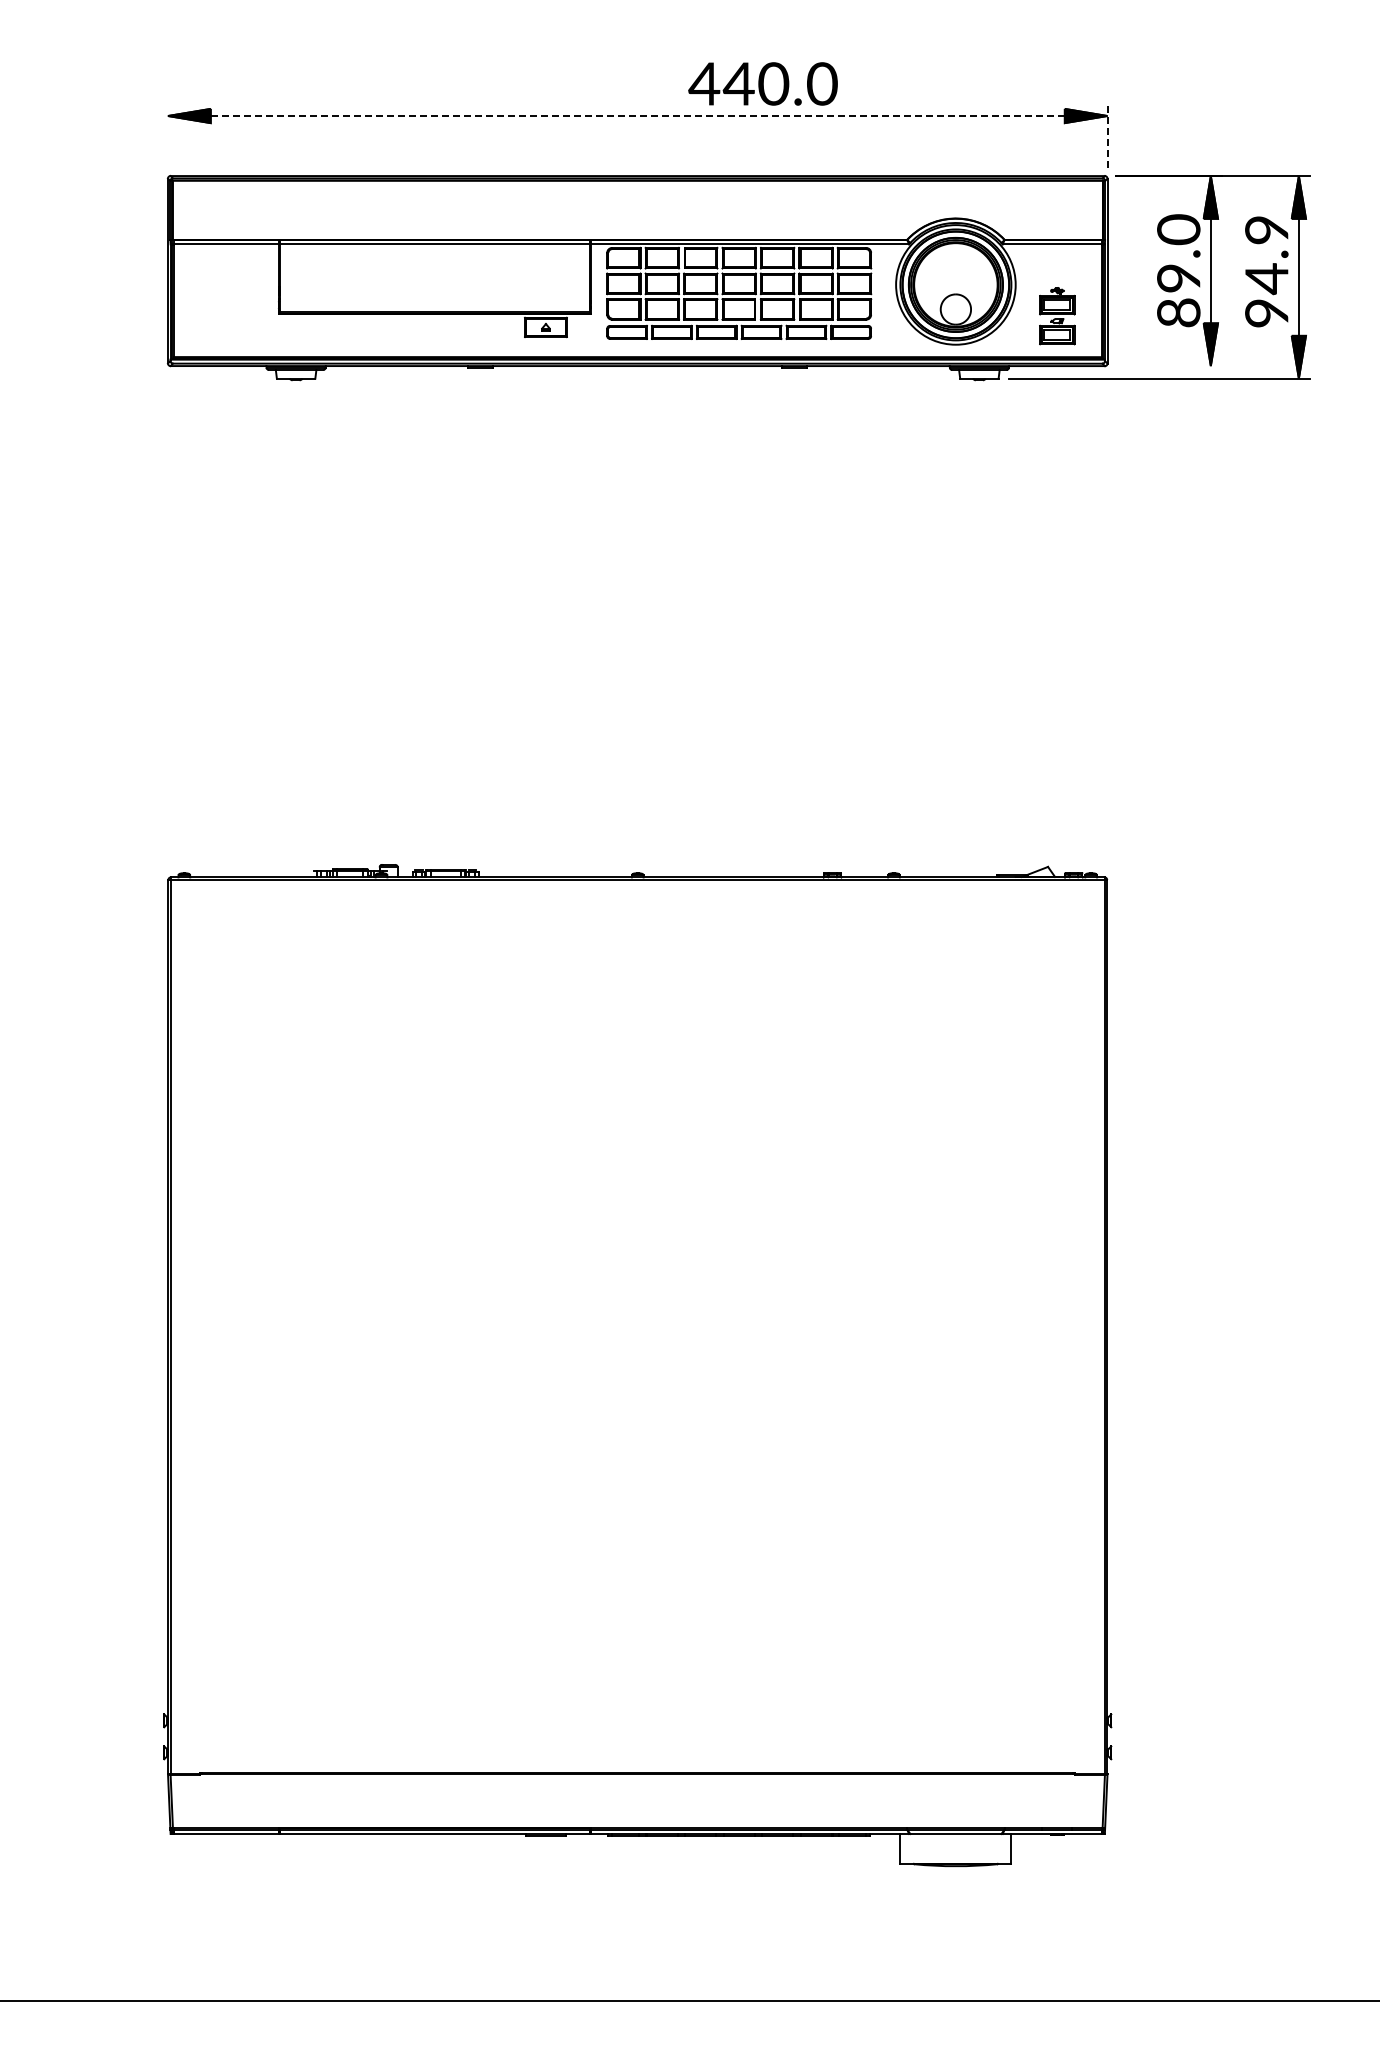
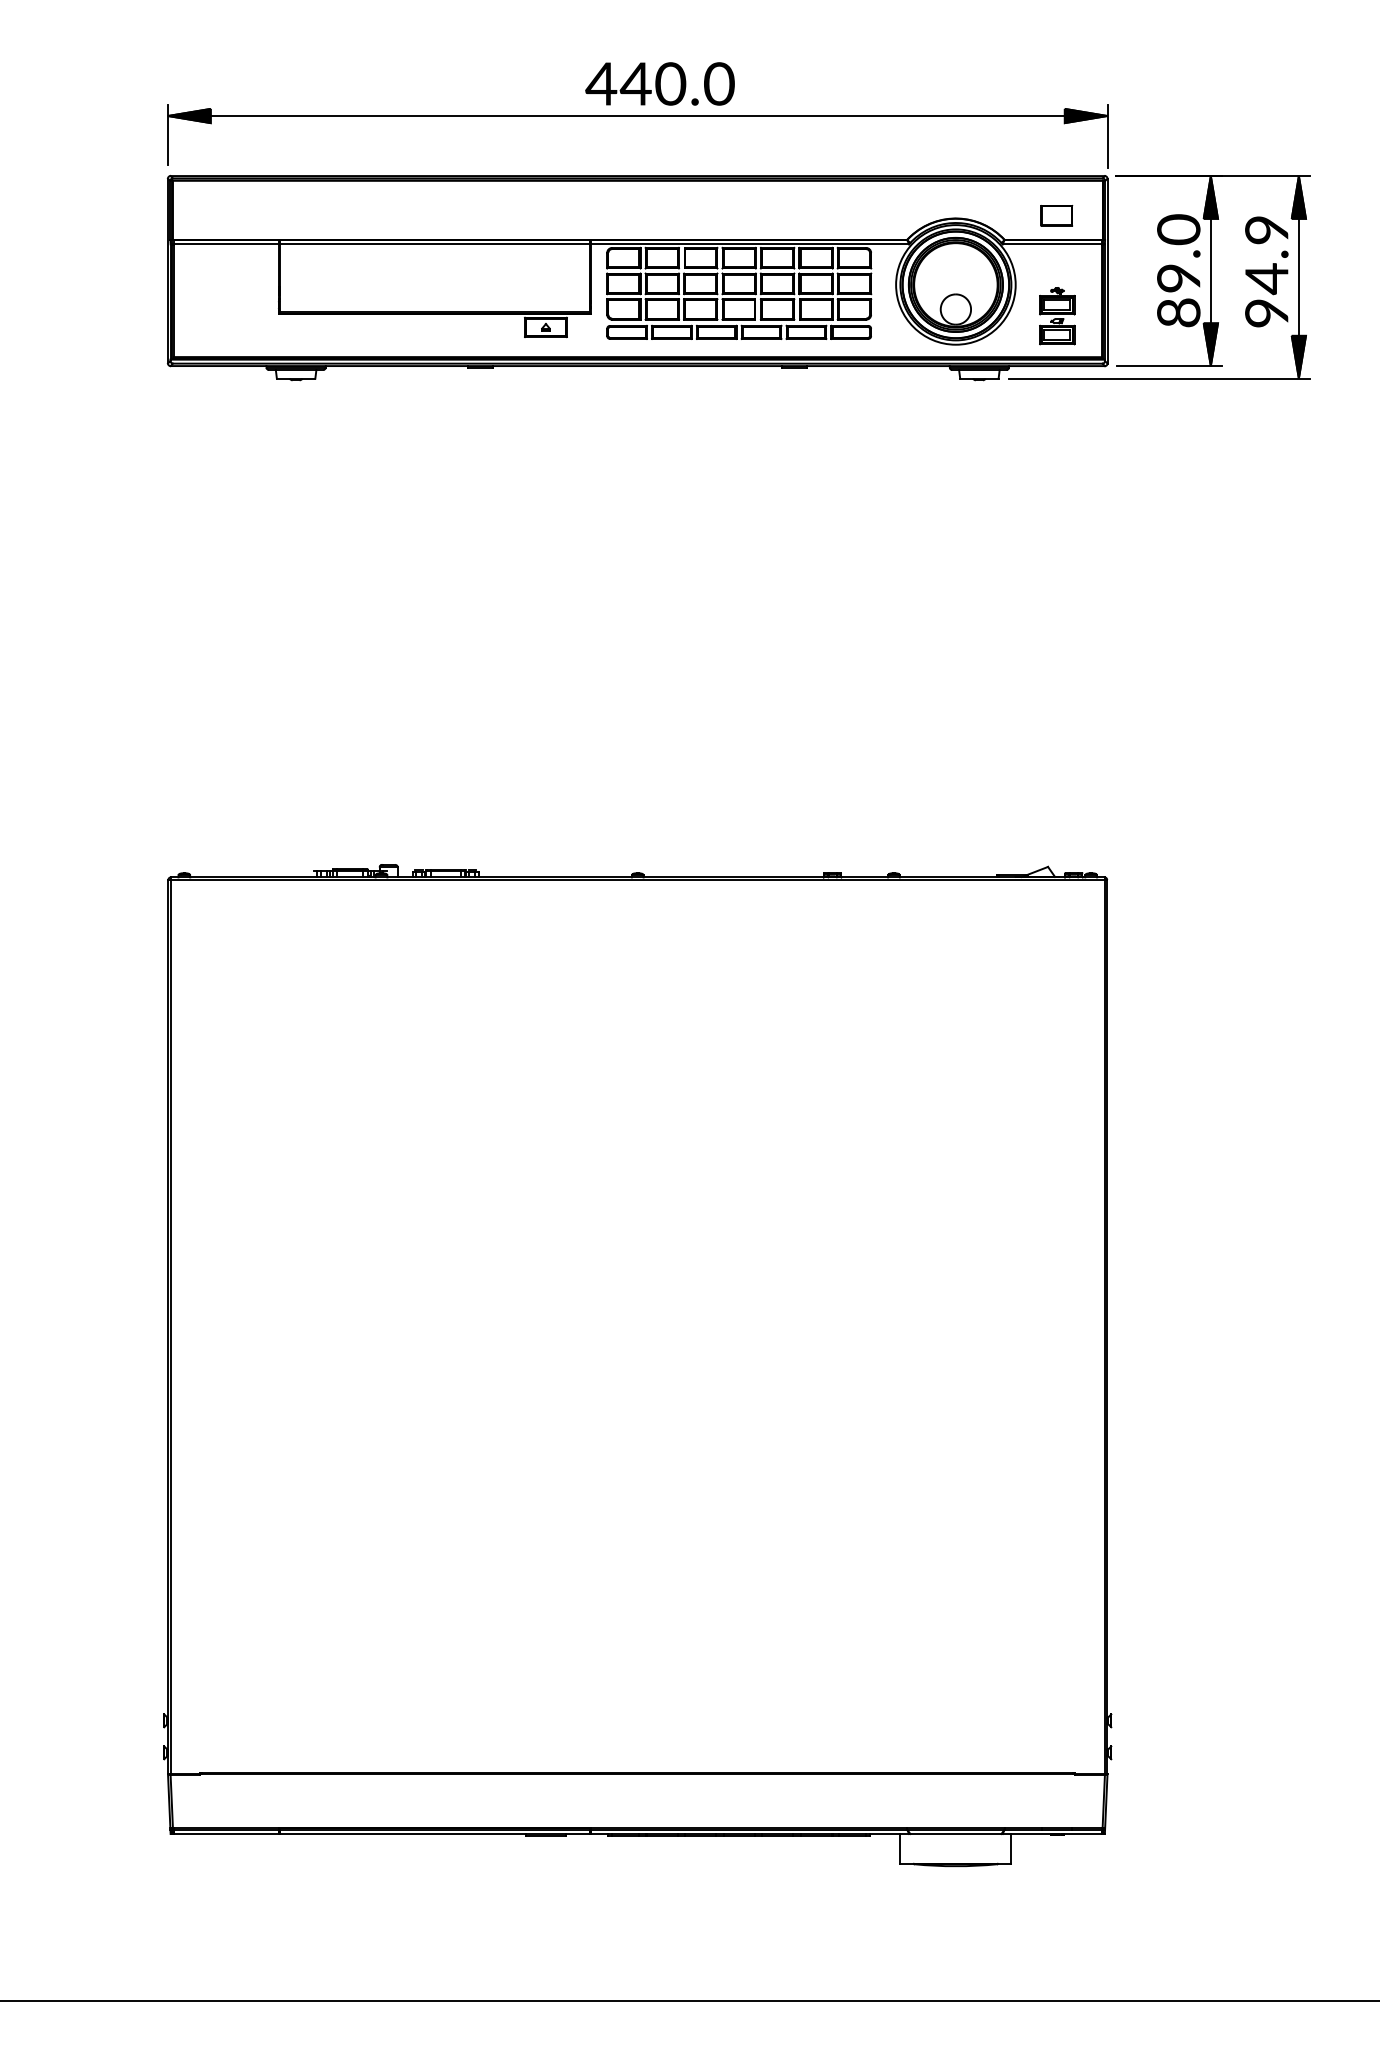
text position: (762, 83) -> (659, 83) (659, 83)
line: dashed -> solid (638, 116)
line: none -> present (168, 134)
line: dashed -> solid (1107, 136)
part: none -> present (1056, 215)
line: none -> present (1168, 366)
